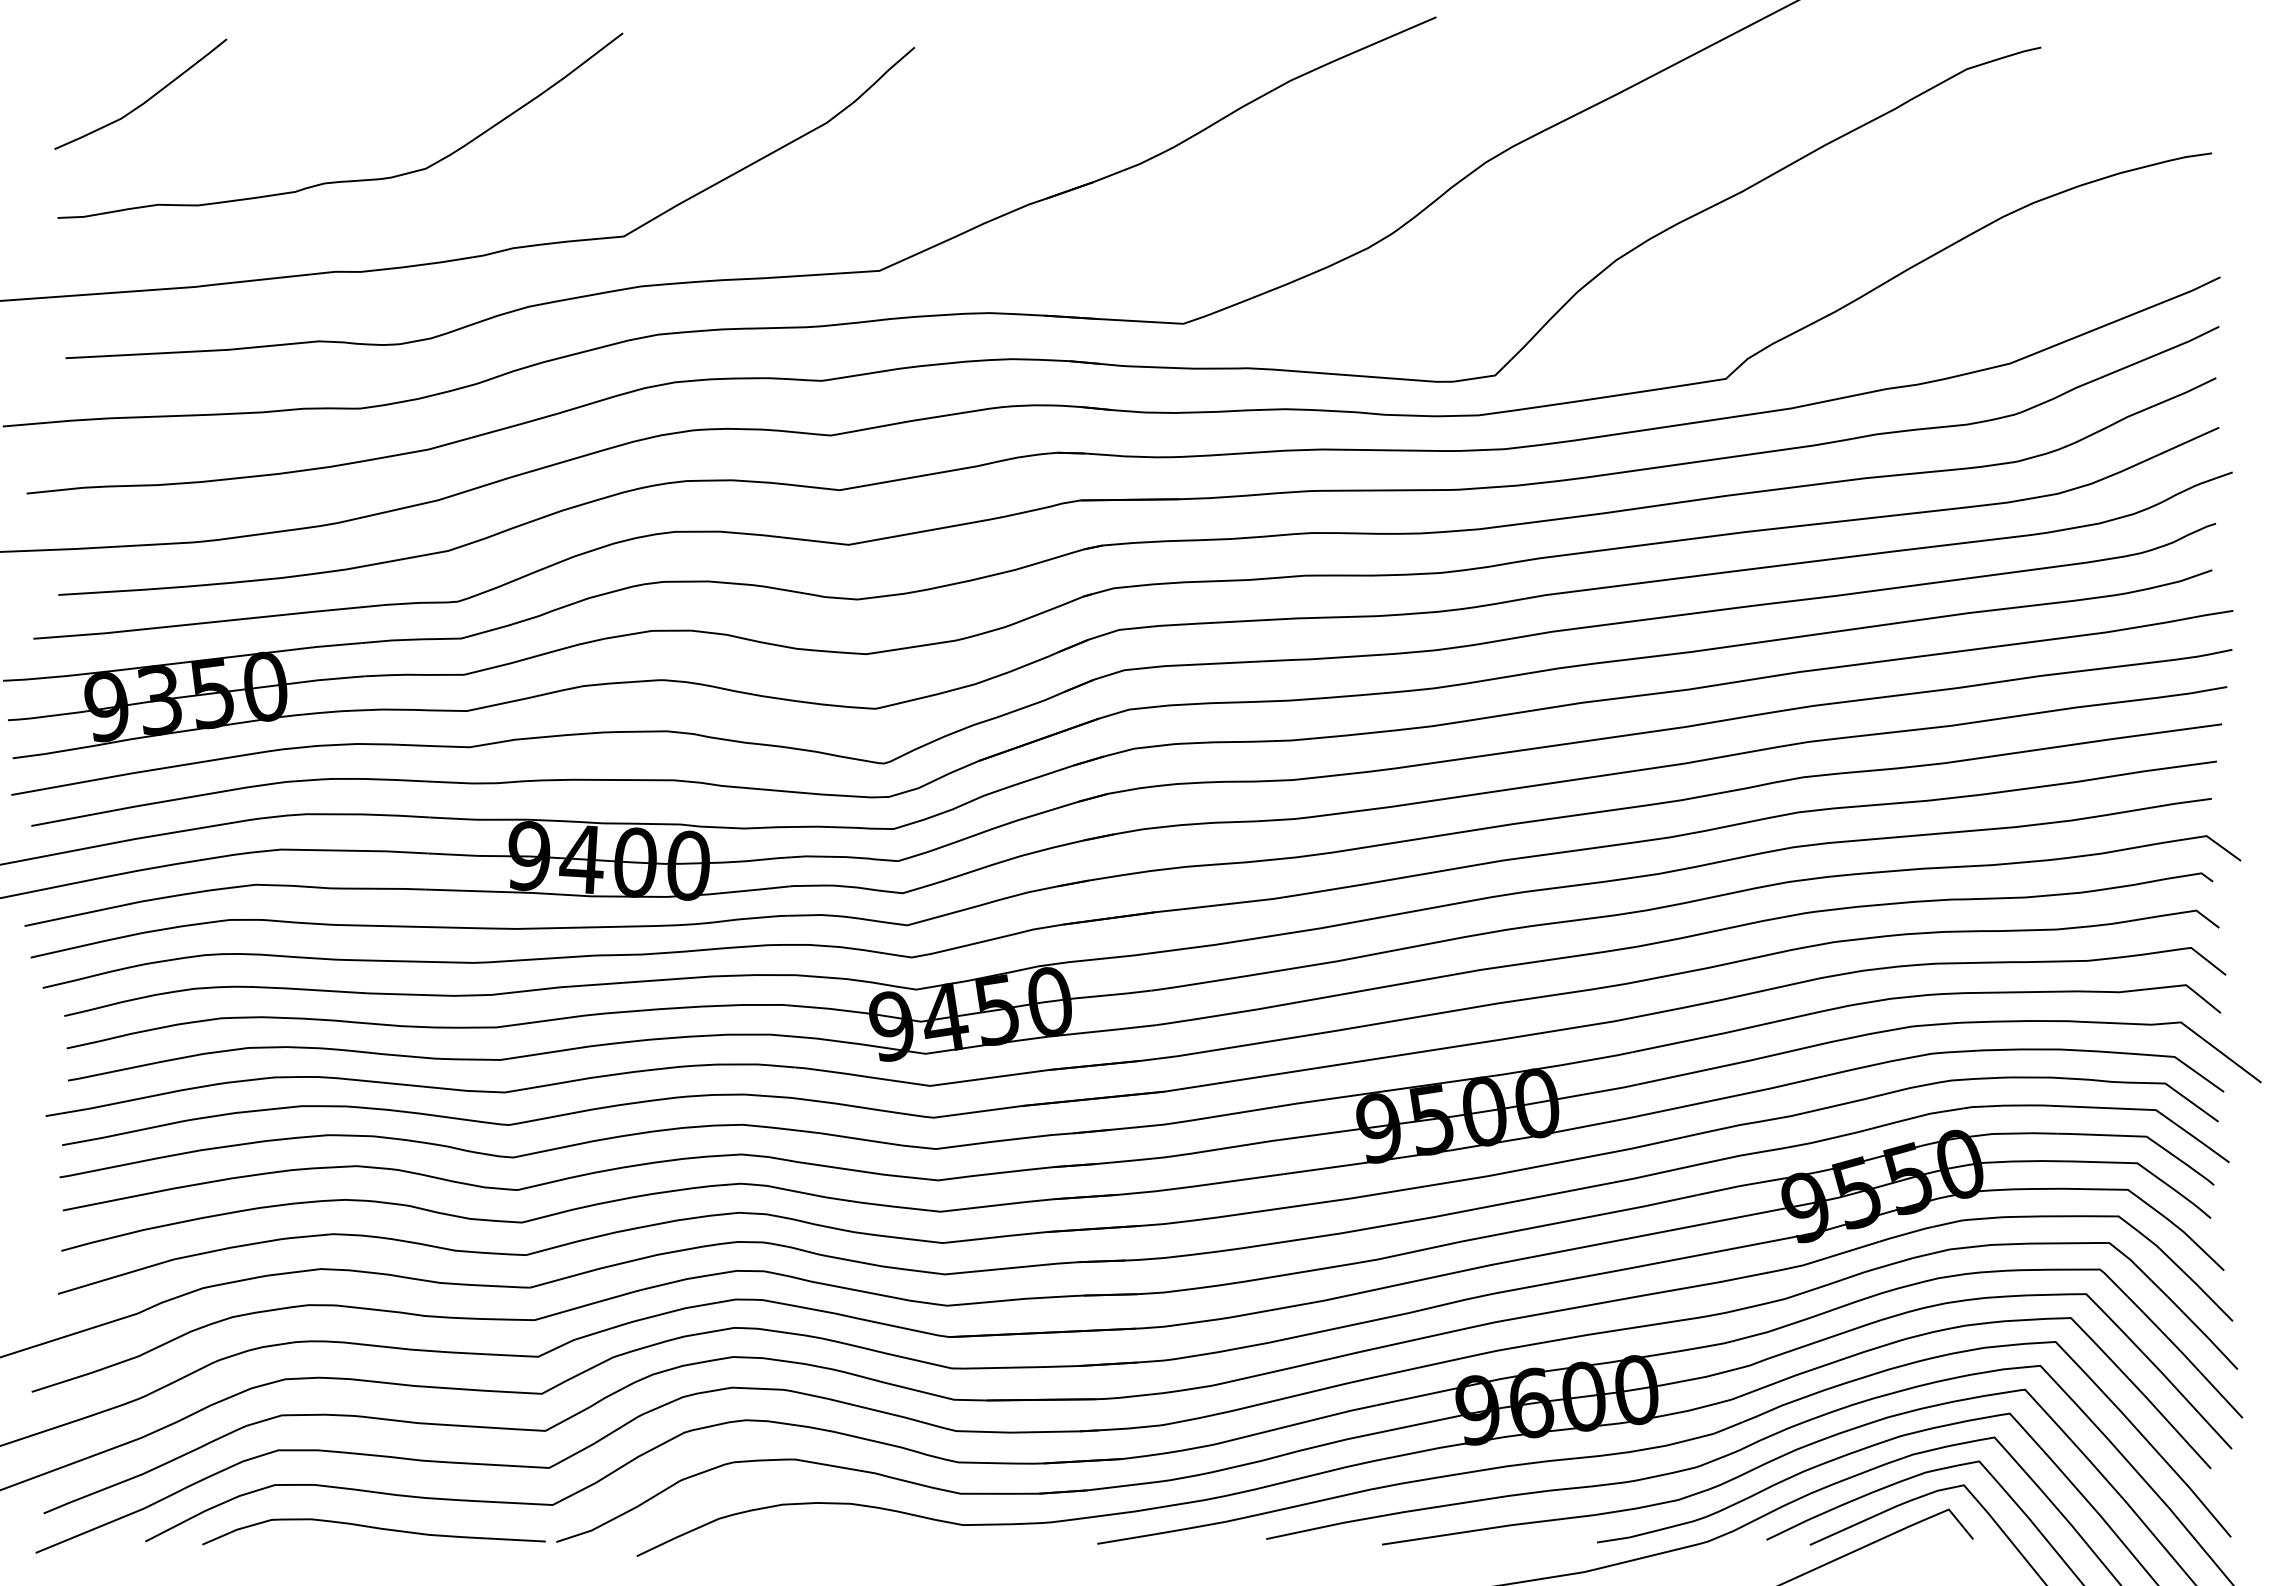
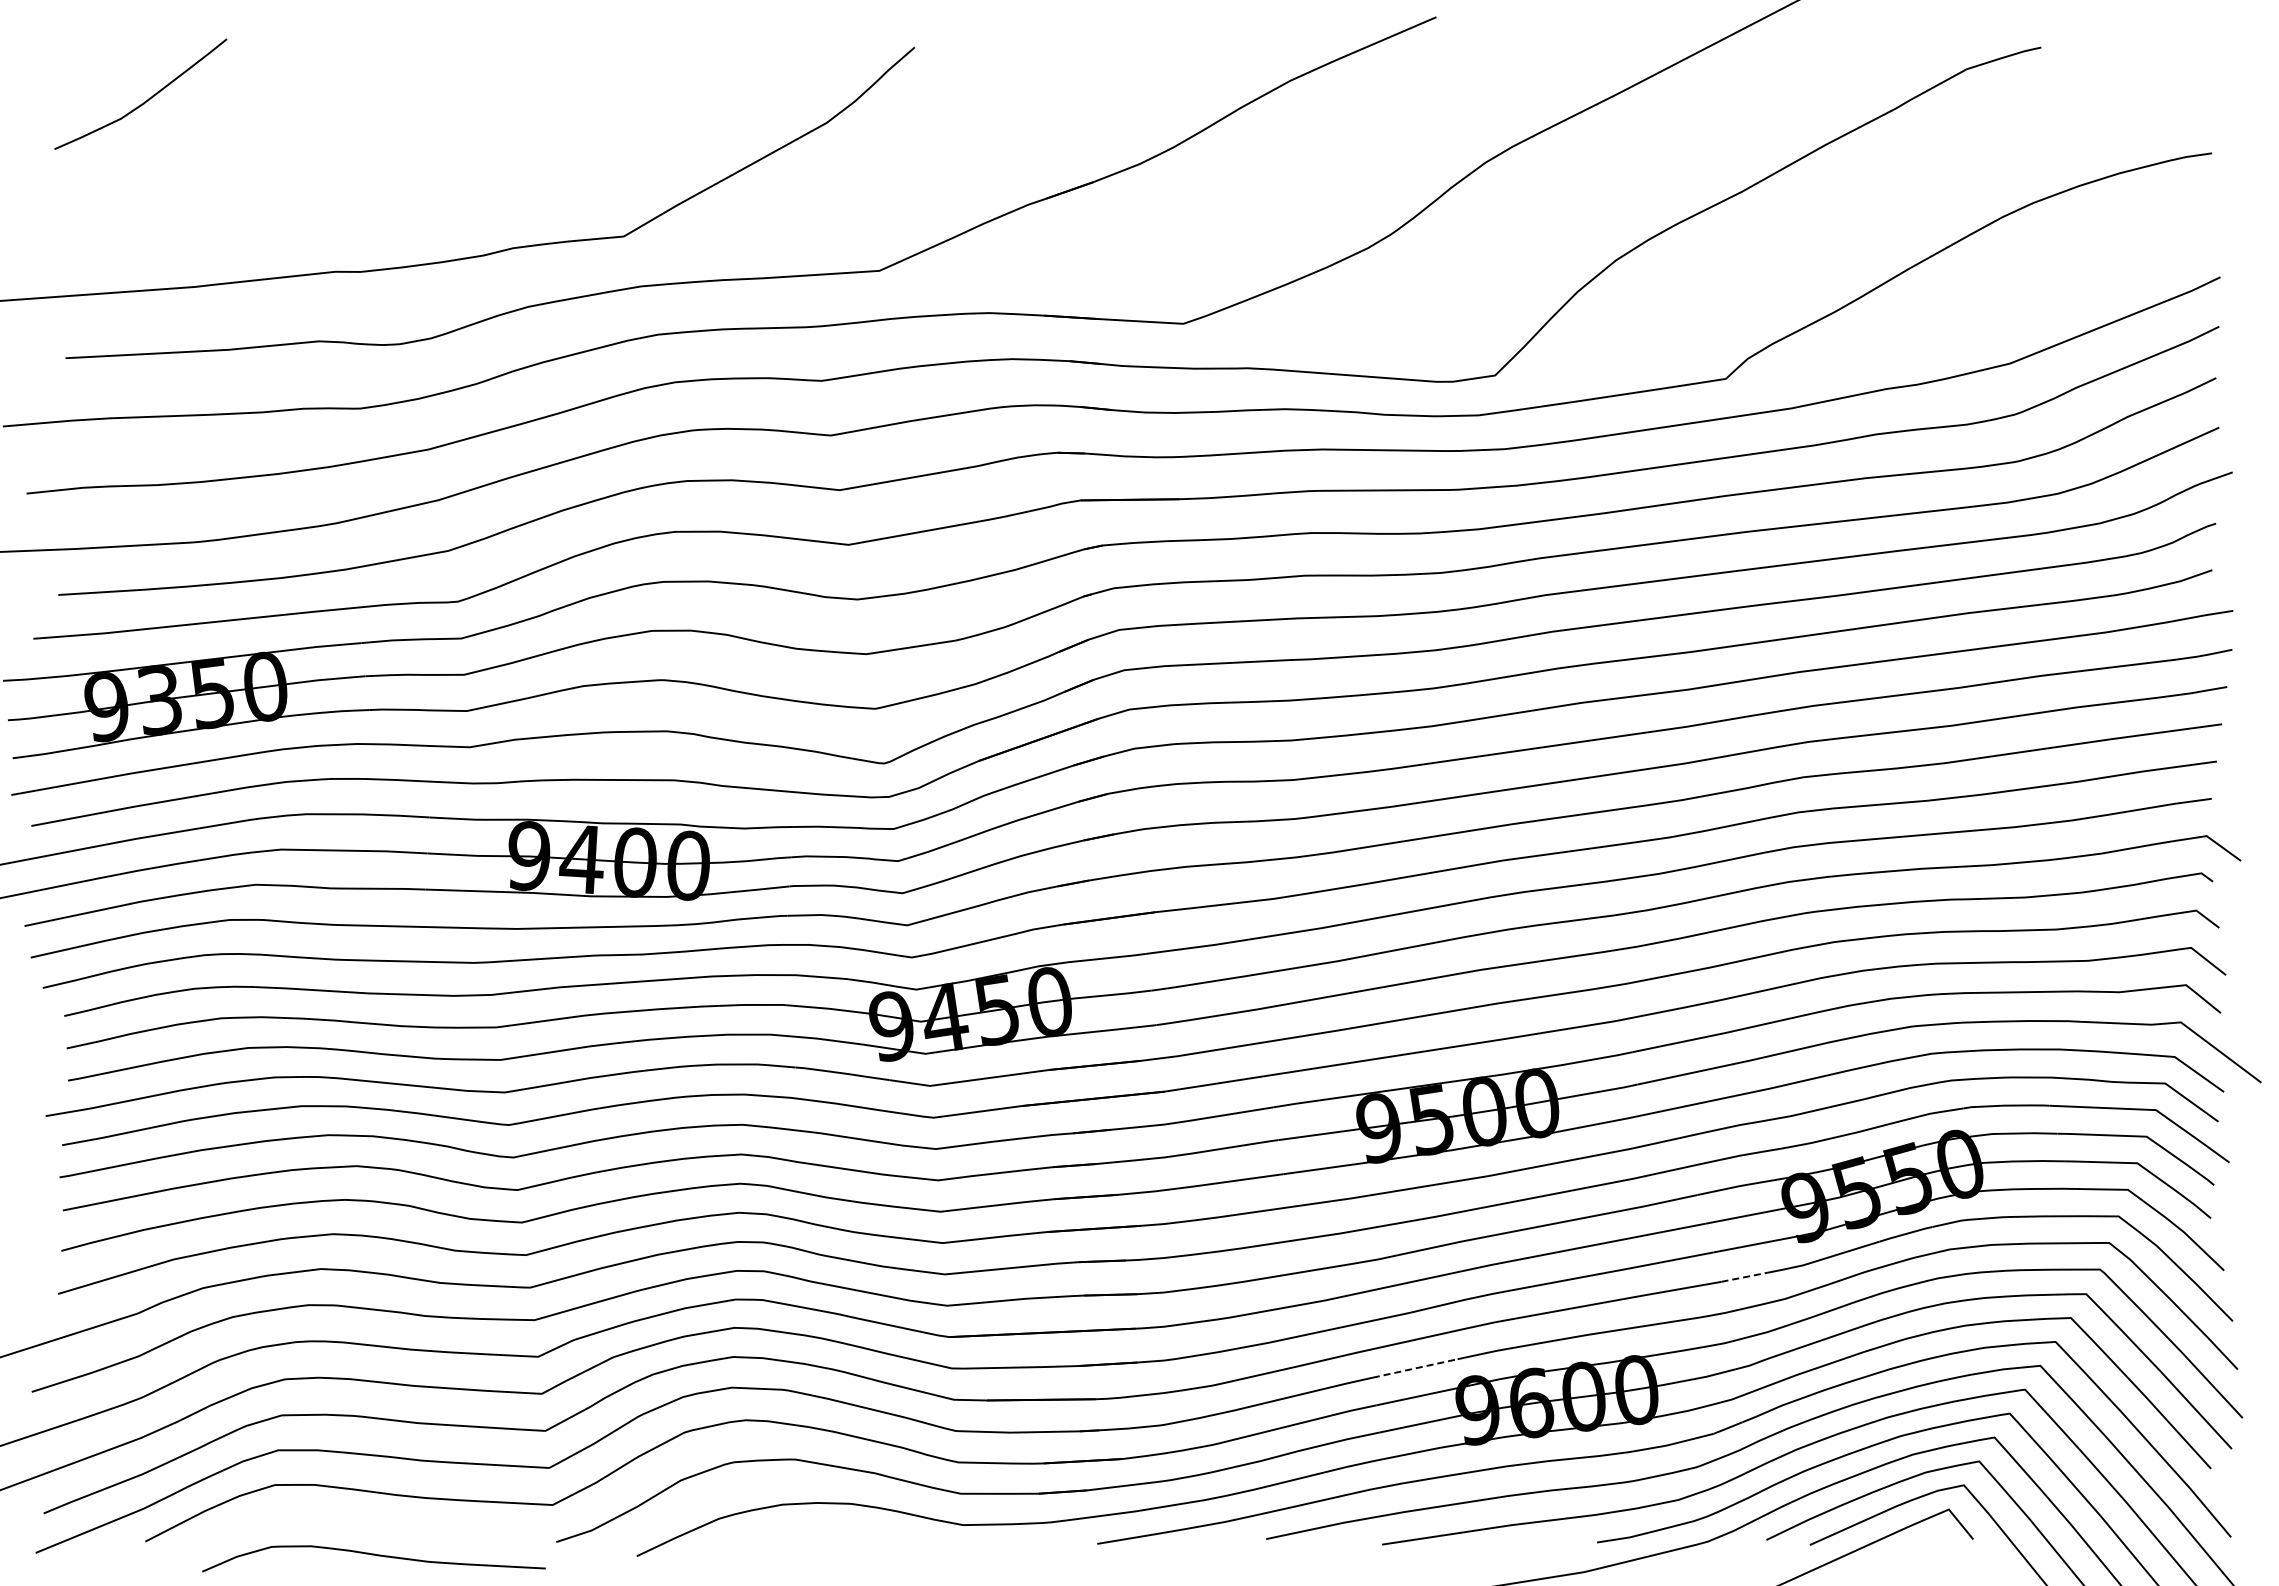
curve: present -> none (341, 180)
line: solid -> dashed (1744, 1277)
line: solid -> dashed (1415, 1368)
curve position: (373, 1528) -> (373, 1555) (373, 1555)
